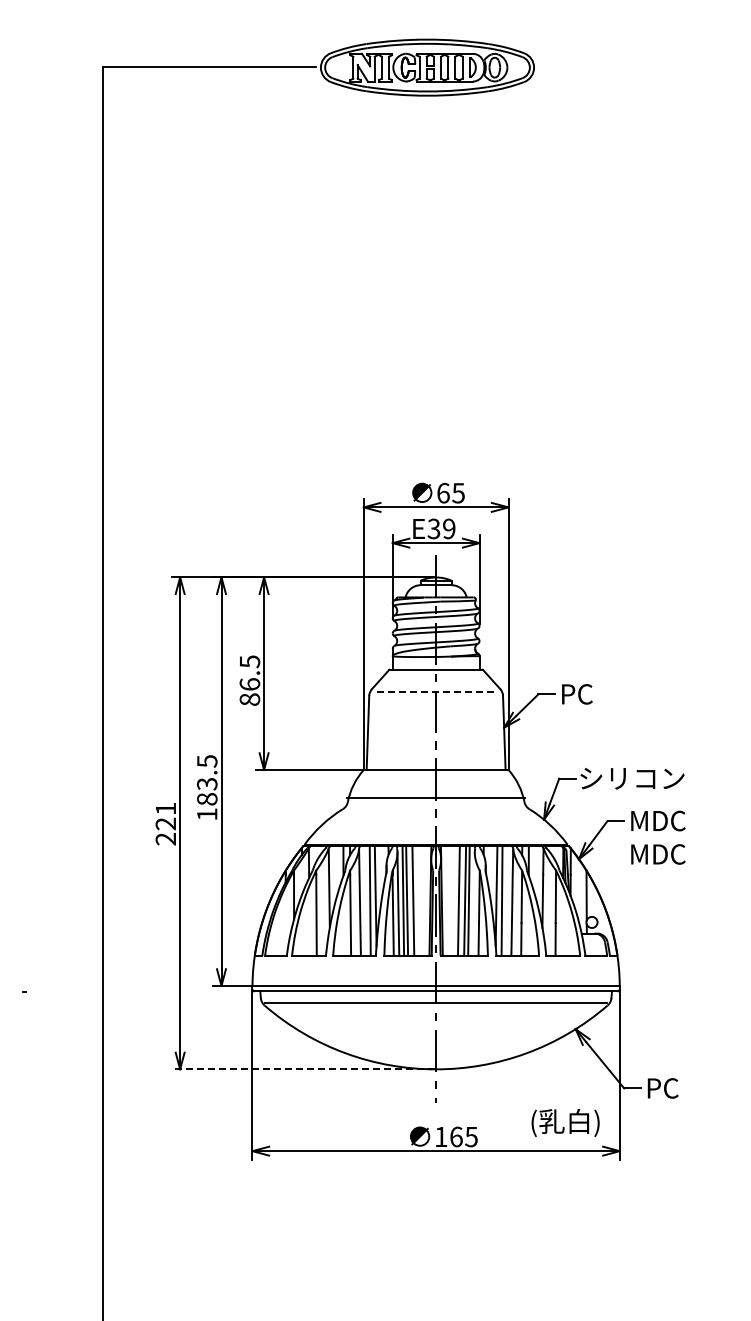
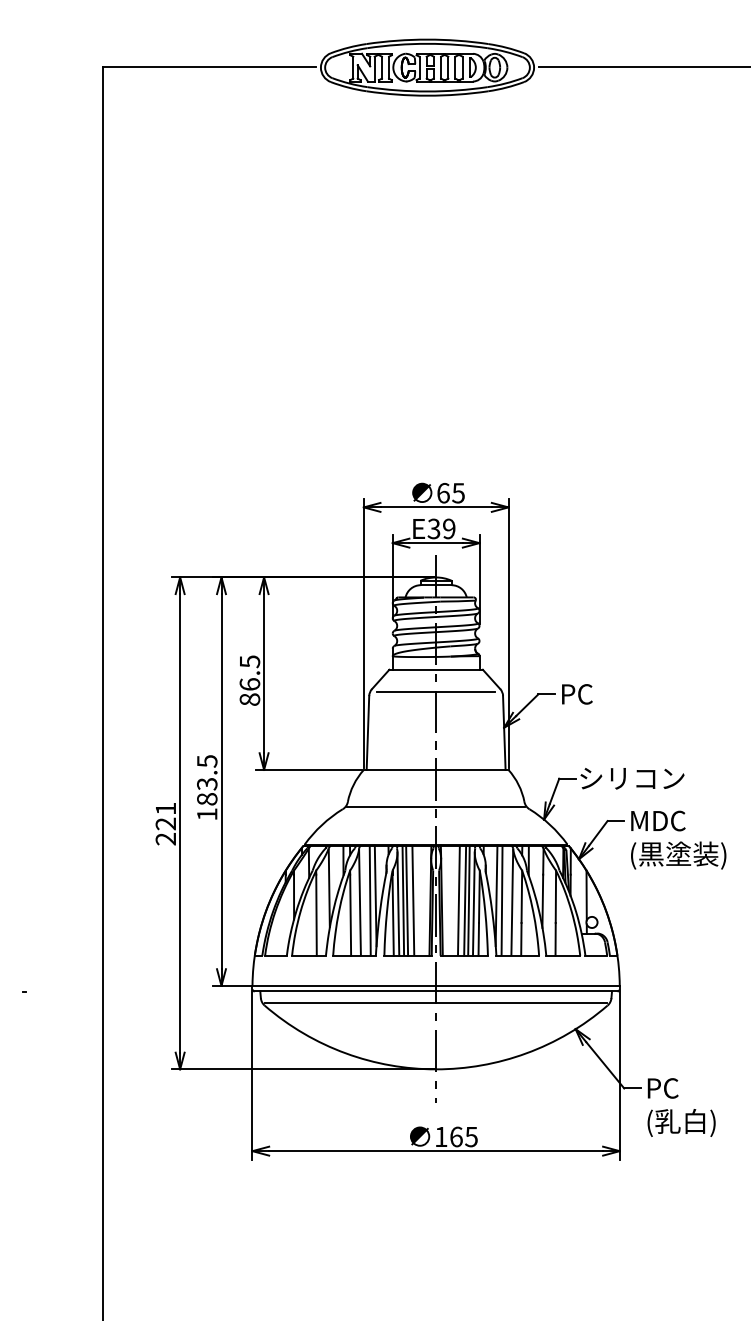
line: none -> present (642, 67)
line: dashed -> solid (436, 692)
line position: (436, 797) -> (436, 806) (436, 806)
text: MDC -> (黒塗装) (678, 855)
line: none -> present (473, 903)
line: dashed -> solid (302, 1069)
text position: (565, 1122) -> (681, 1122) (681, 1122)
